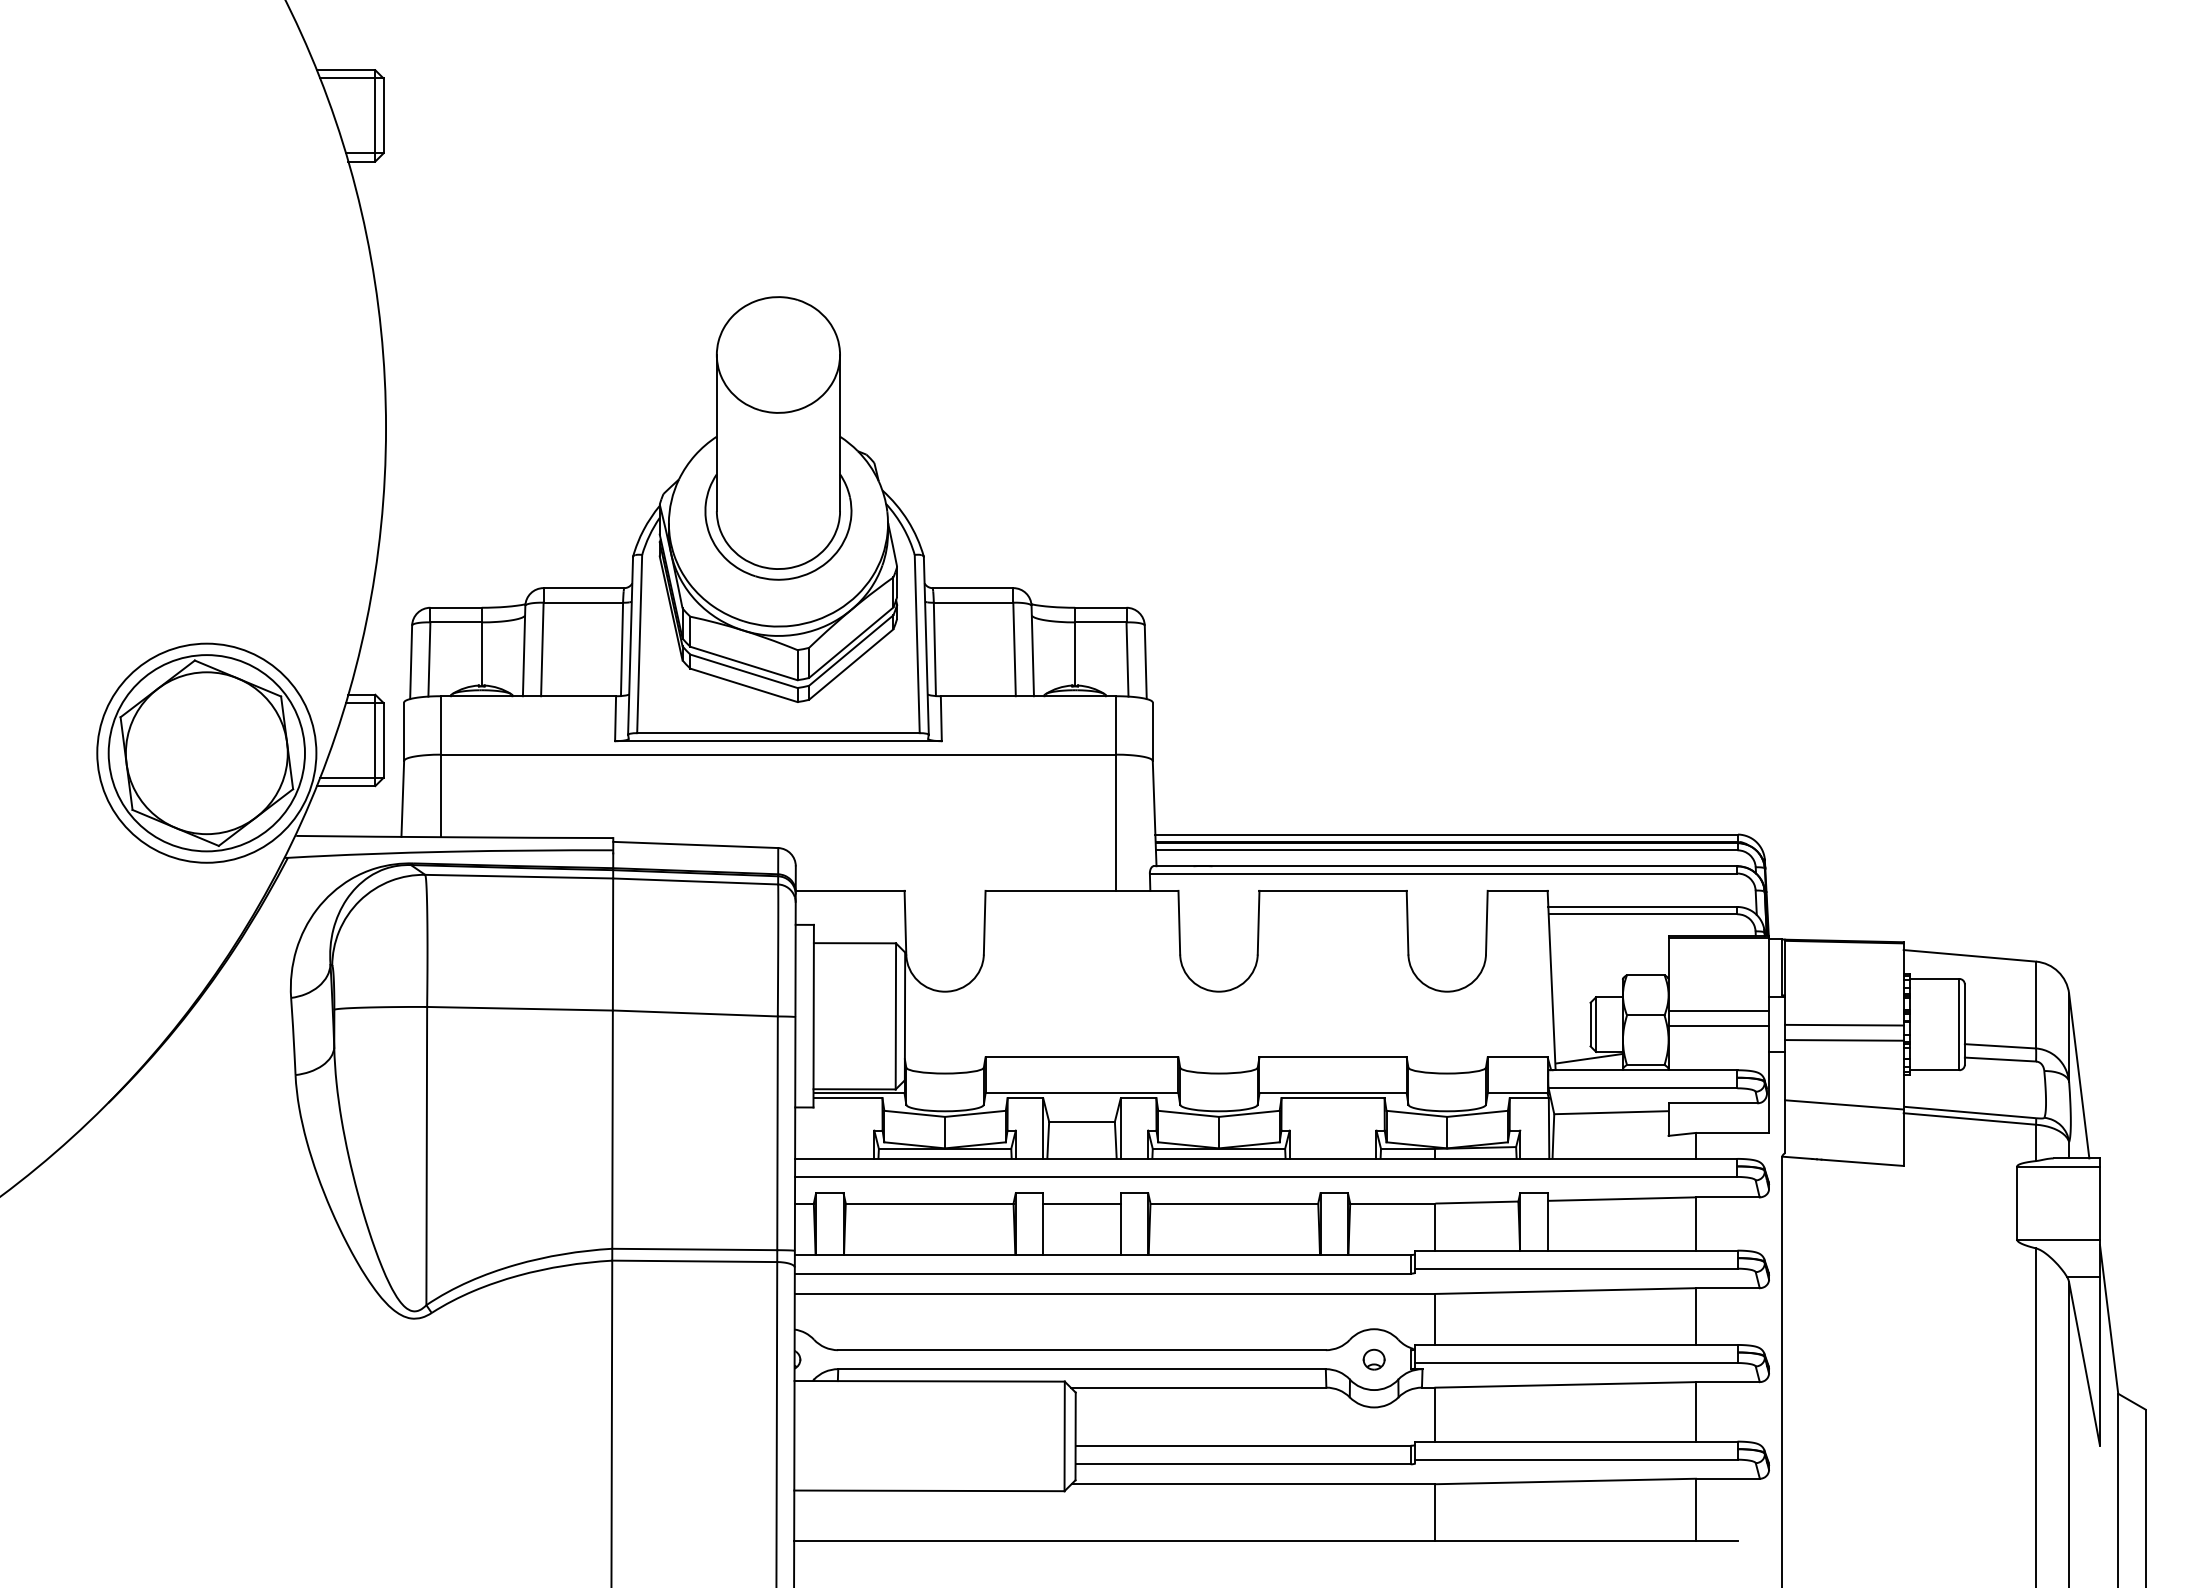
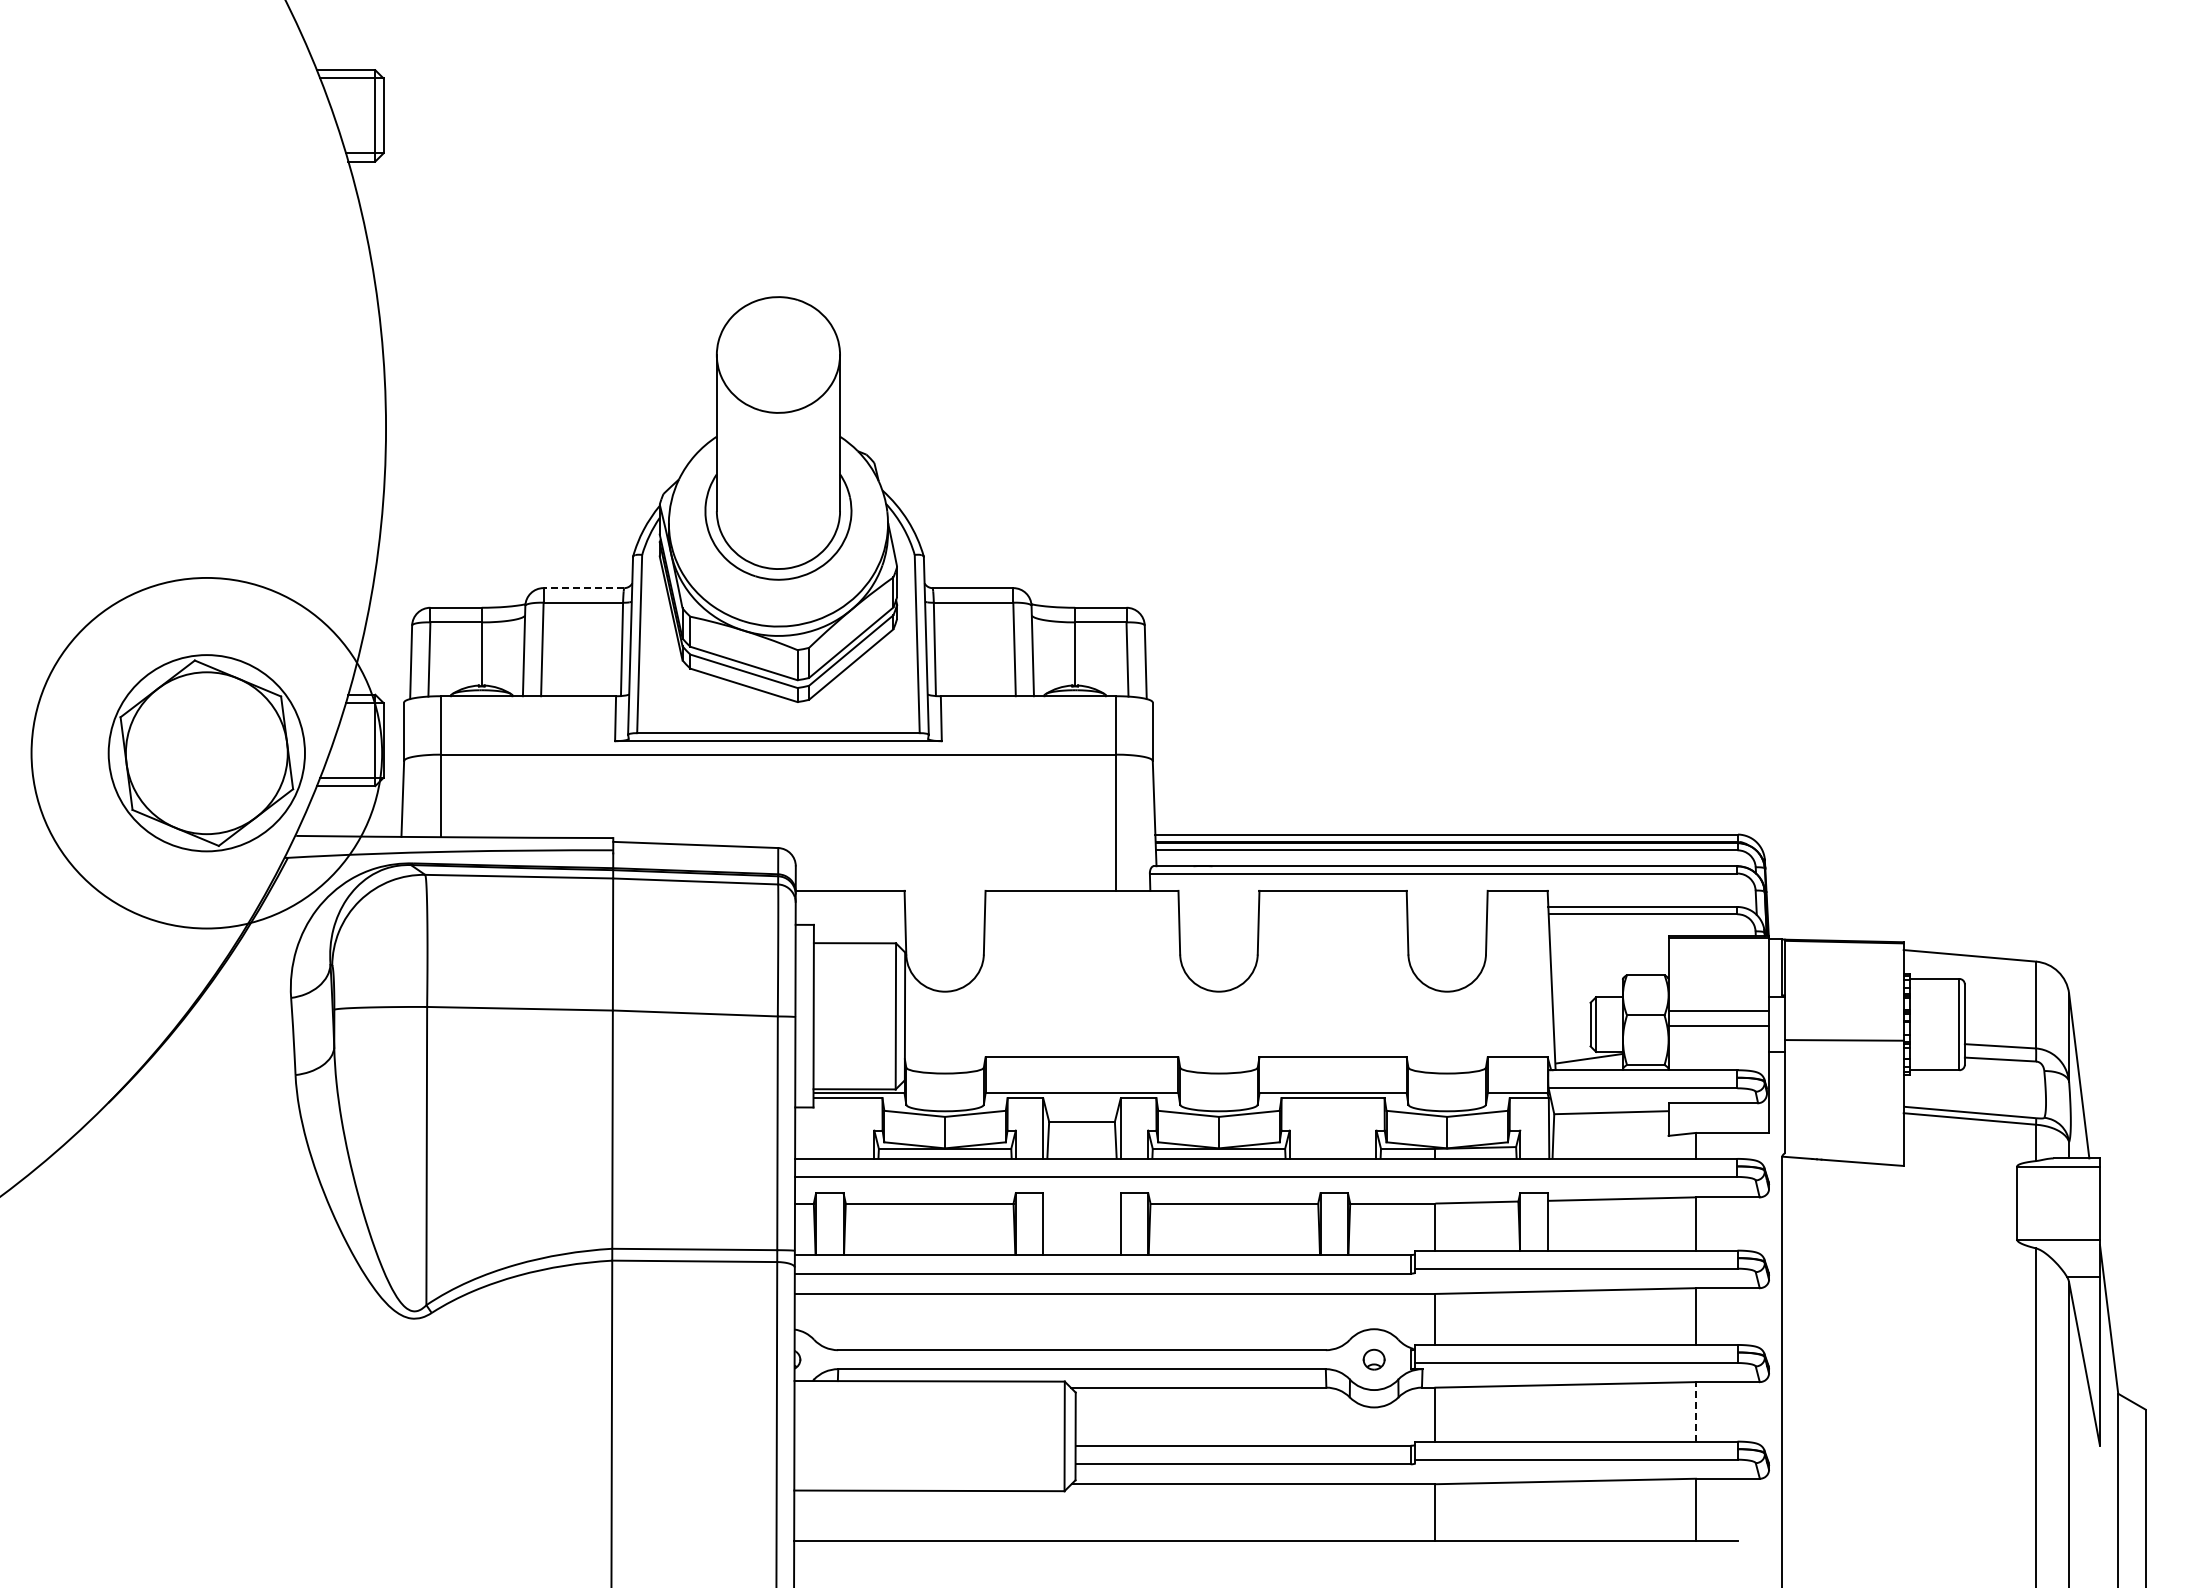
line: solid -> dashed (583, 588)
circle diameter: 219 px -> 351 px (206, 752)
line: present -> none (1844, 1024)
line: present -> none (1844, 1104)
line: present -> none (1081, 1203)
line: solid -> dashed (1696, 1411)
